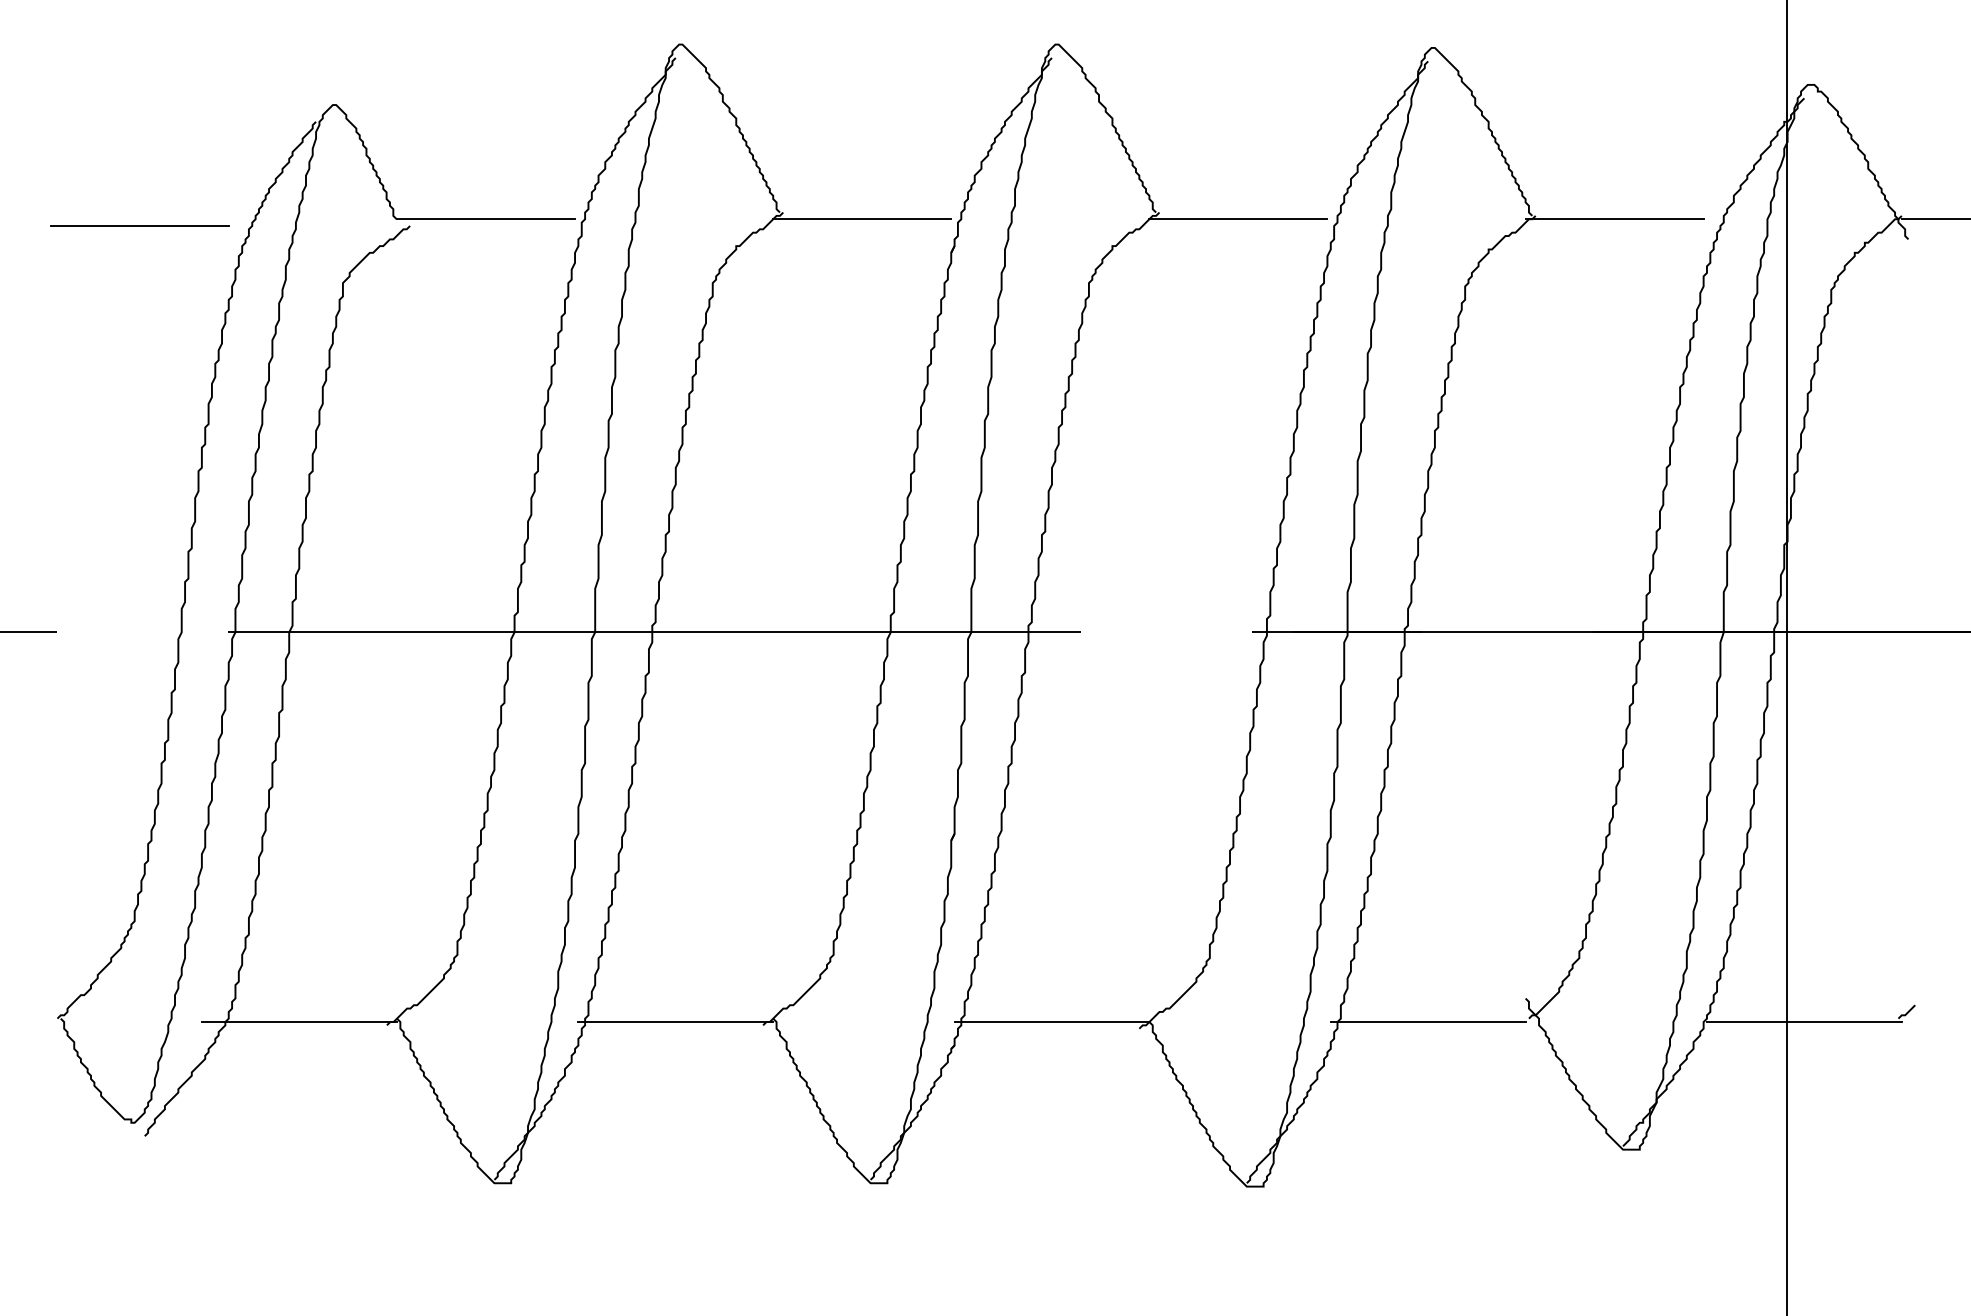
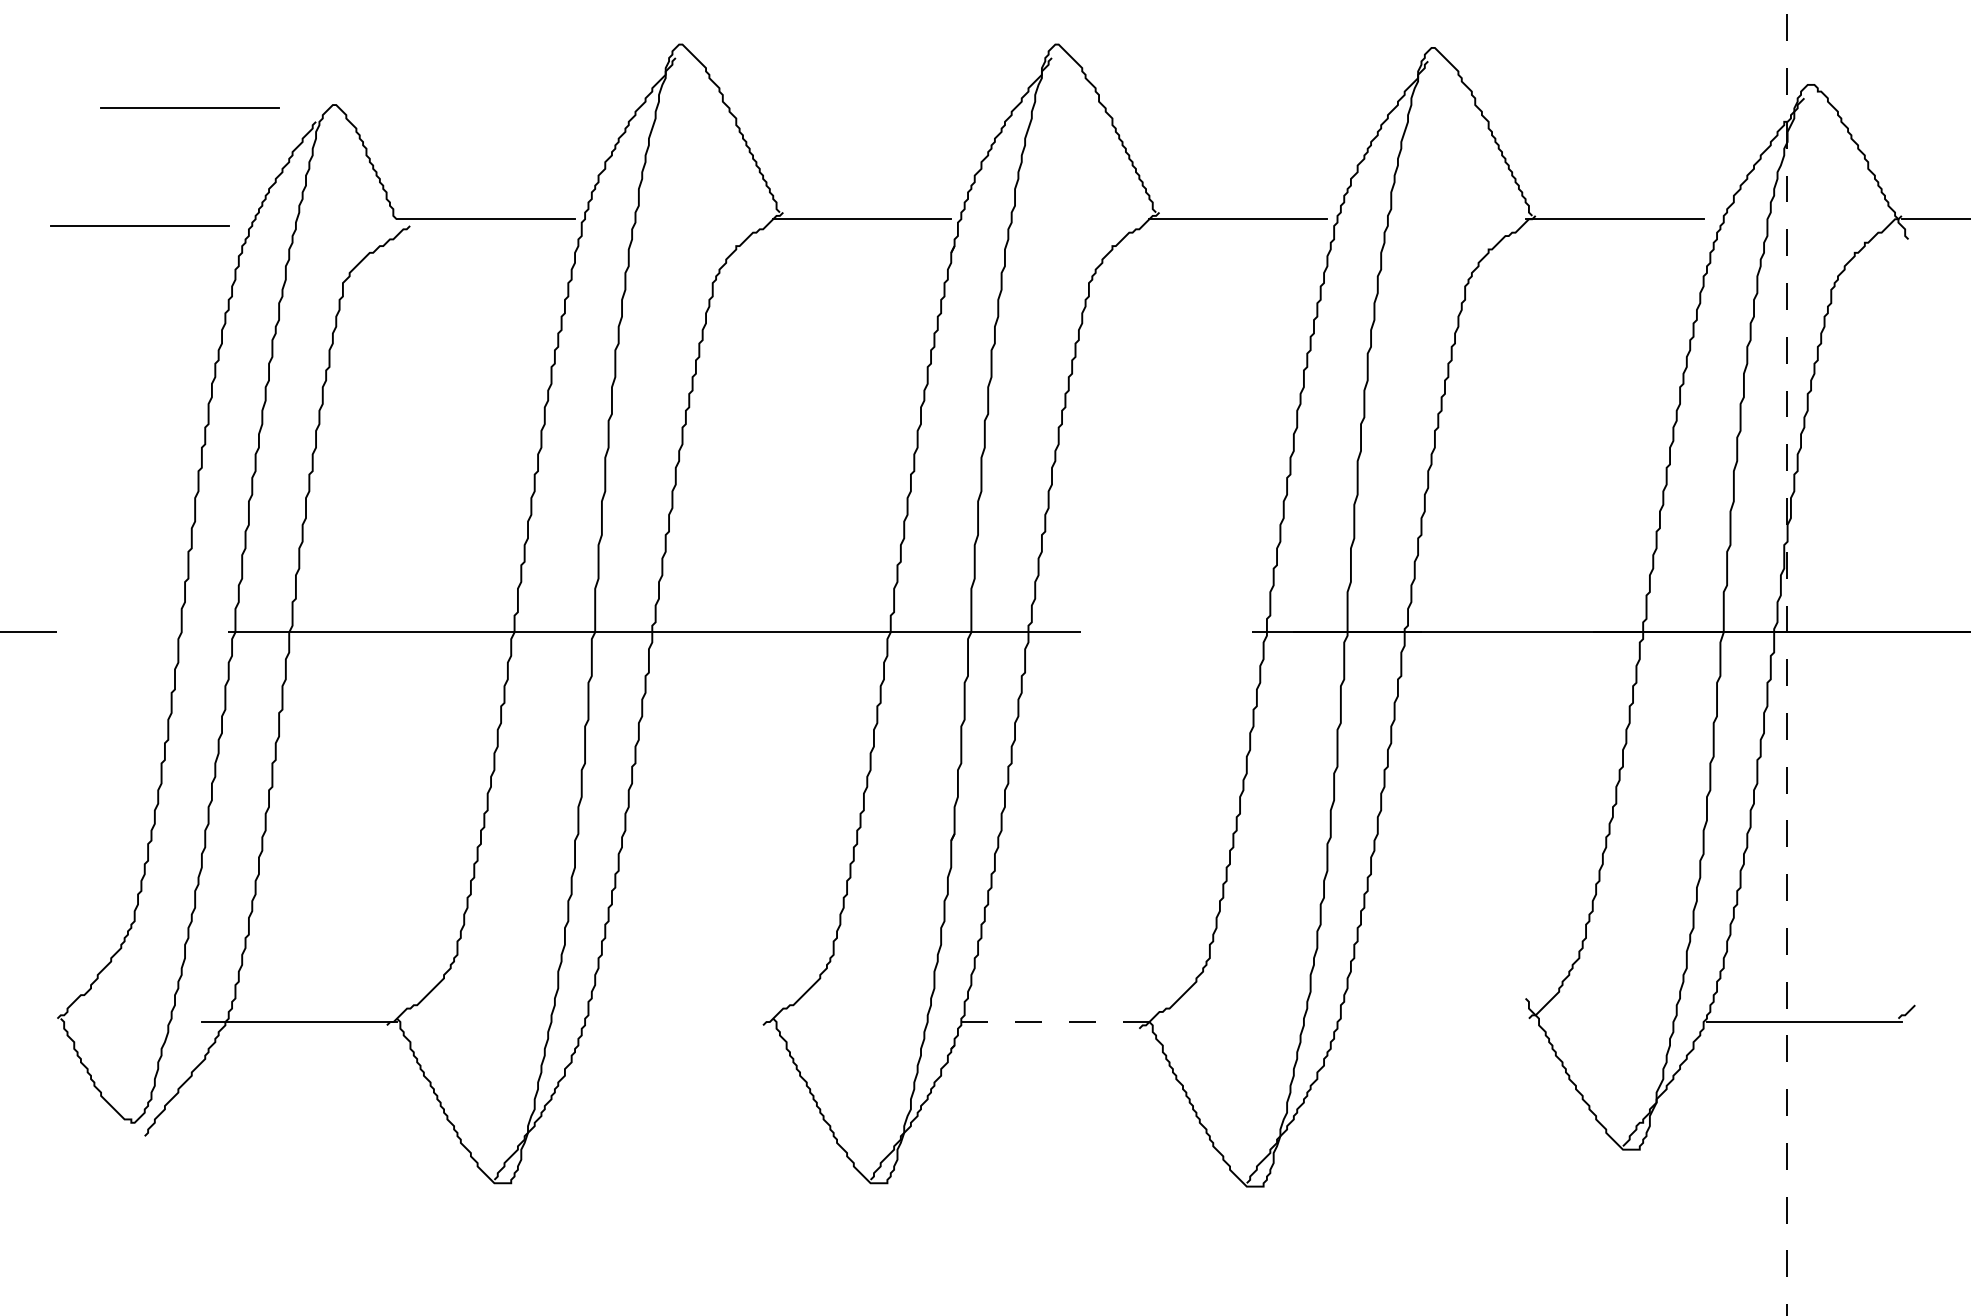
line: none -> present (189, 107)
line: solid -> dashed (1787, 658)
line: present -> none (675, 1022)
line: solid -> dashed (1051, 1022)
line: present -> none (1427, 1022)
